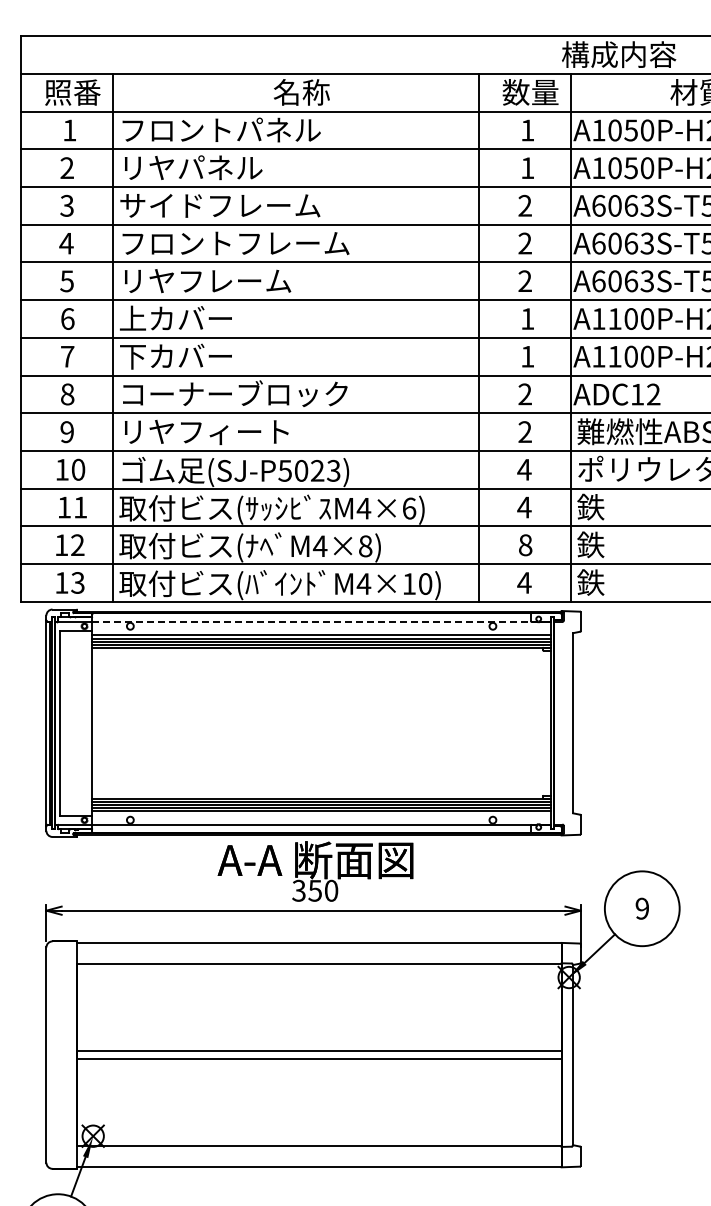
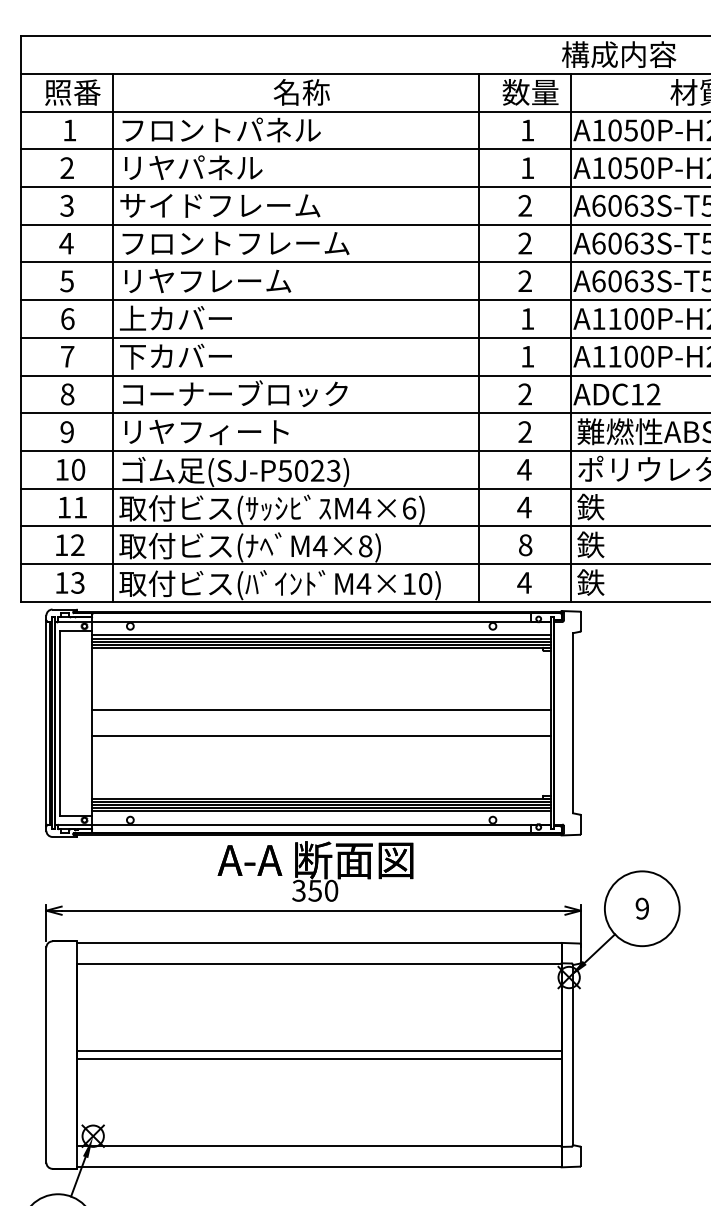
line: dashed -> solid (315, 621)
line: none -> present (321, 710)
line: none -> present (321, 736)
